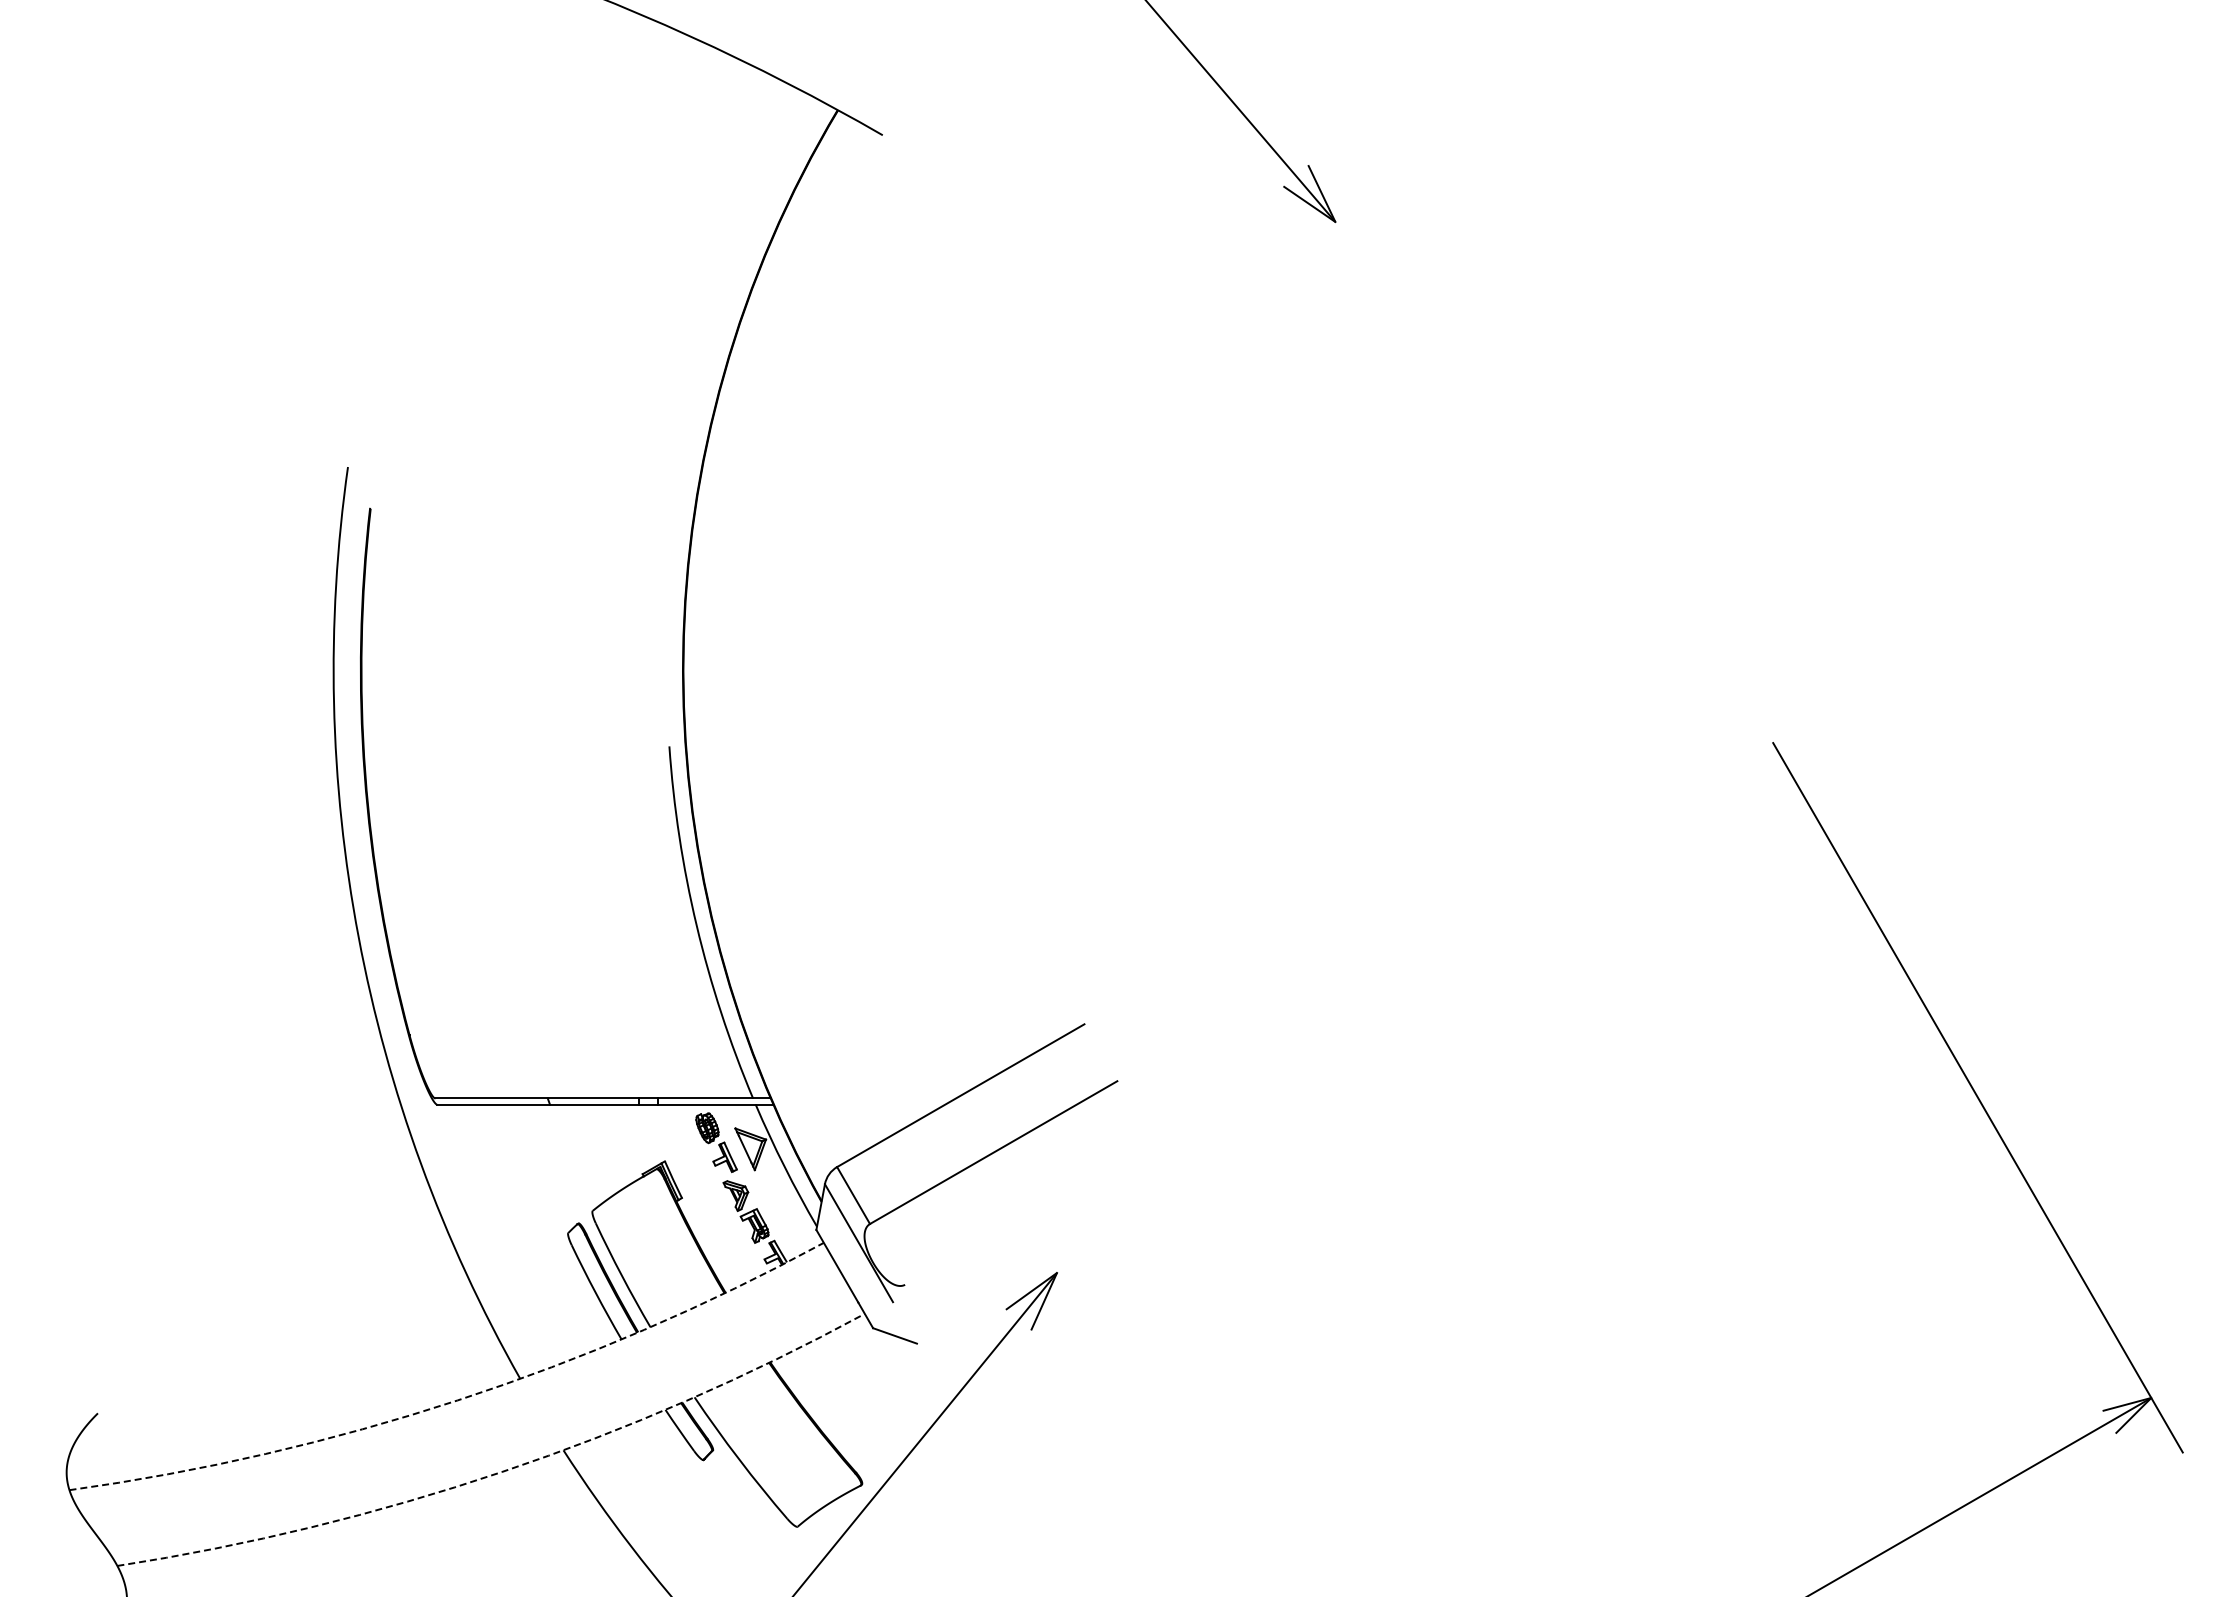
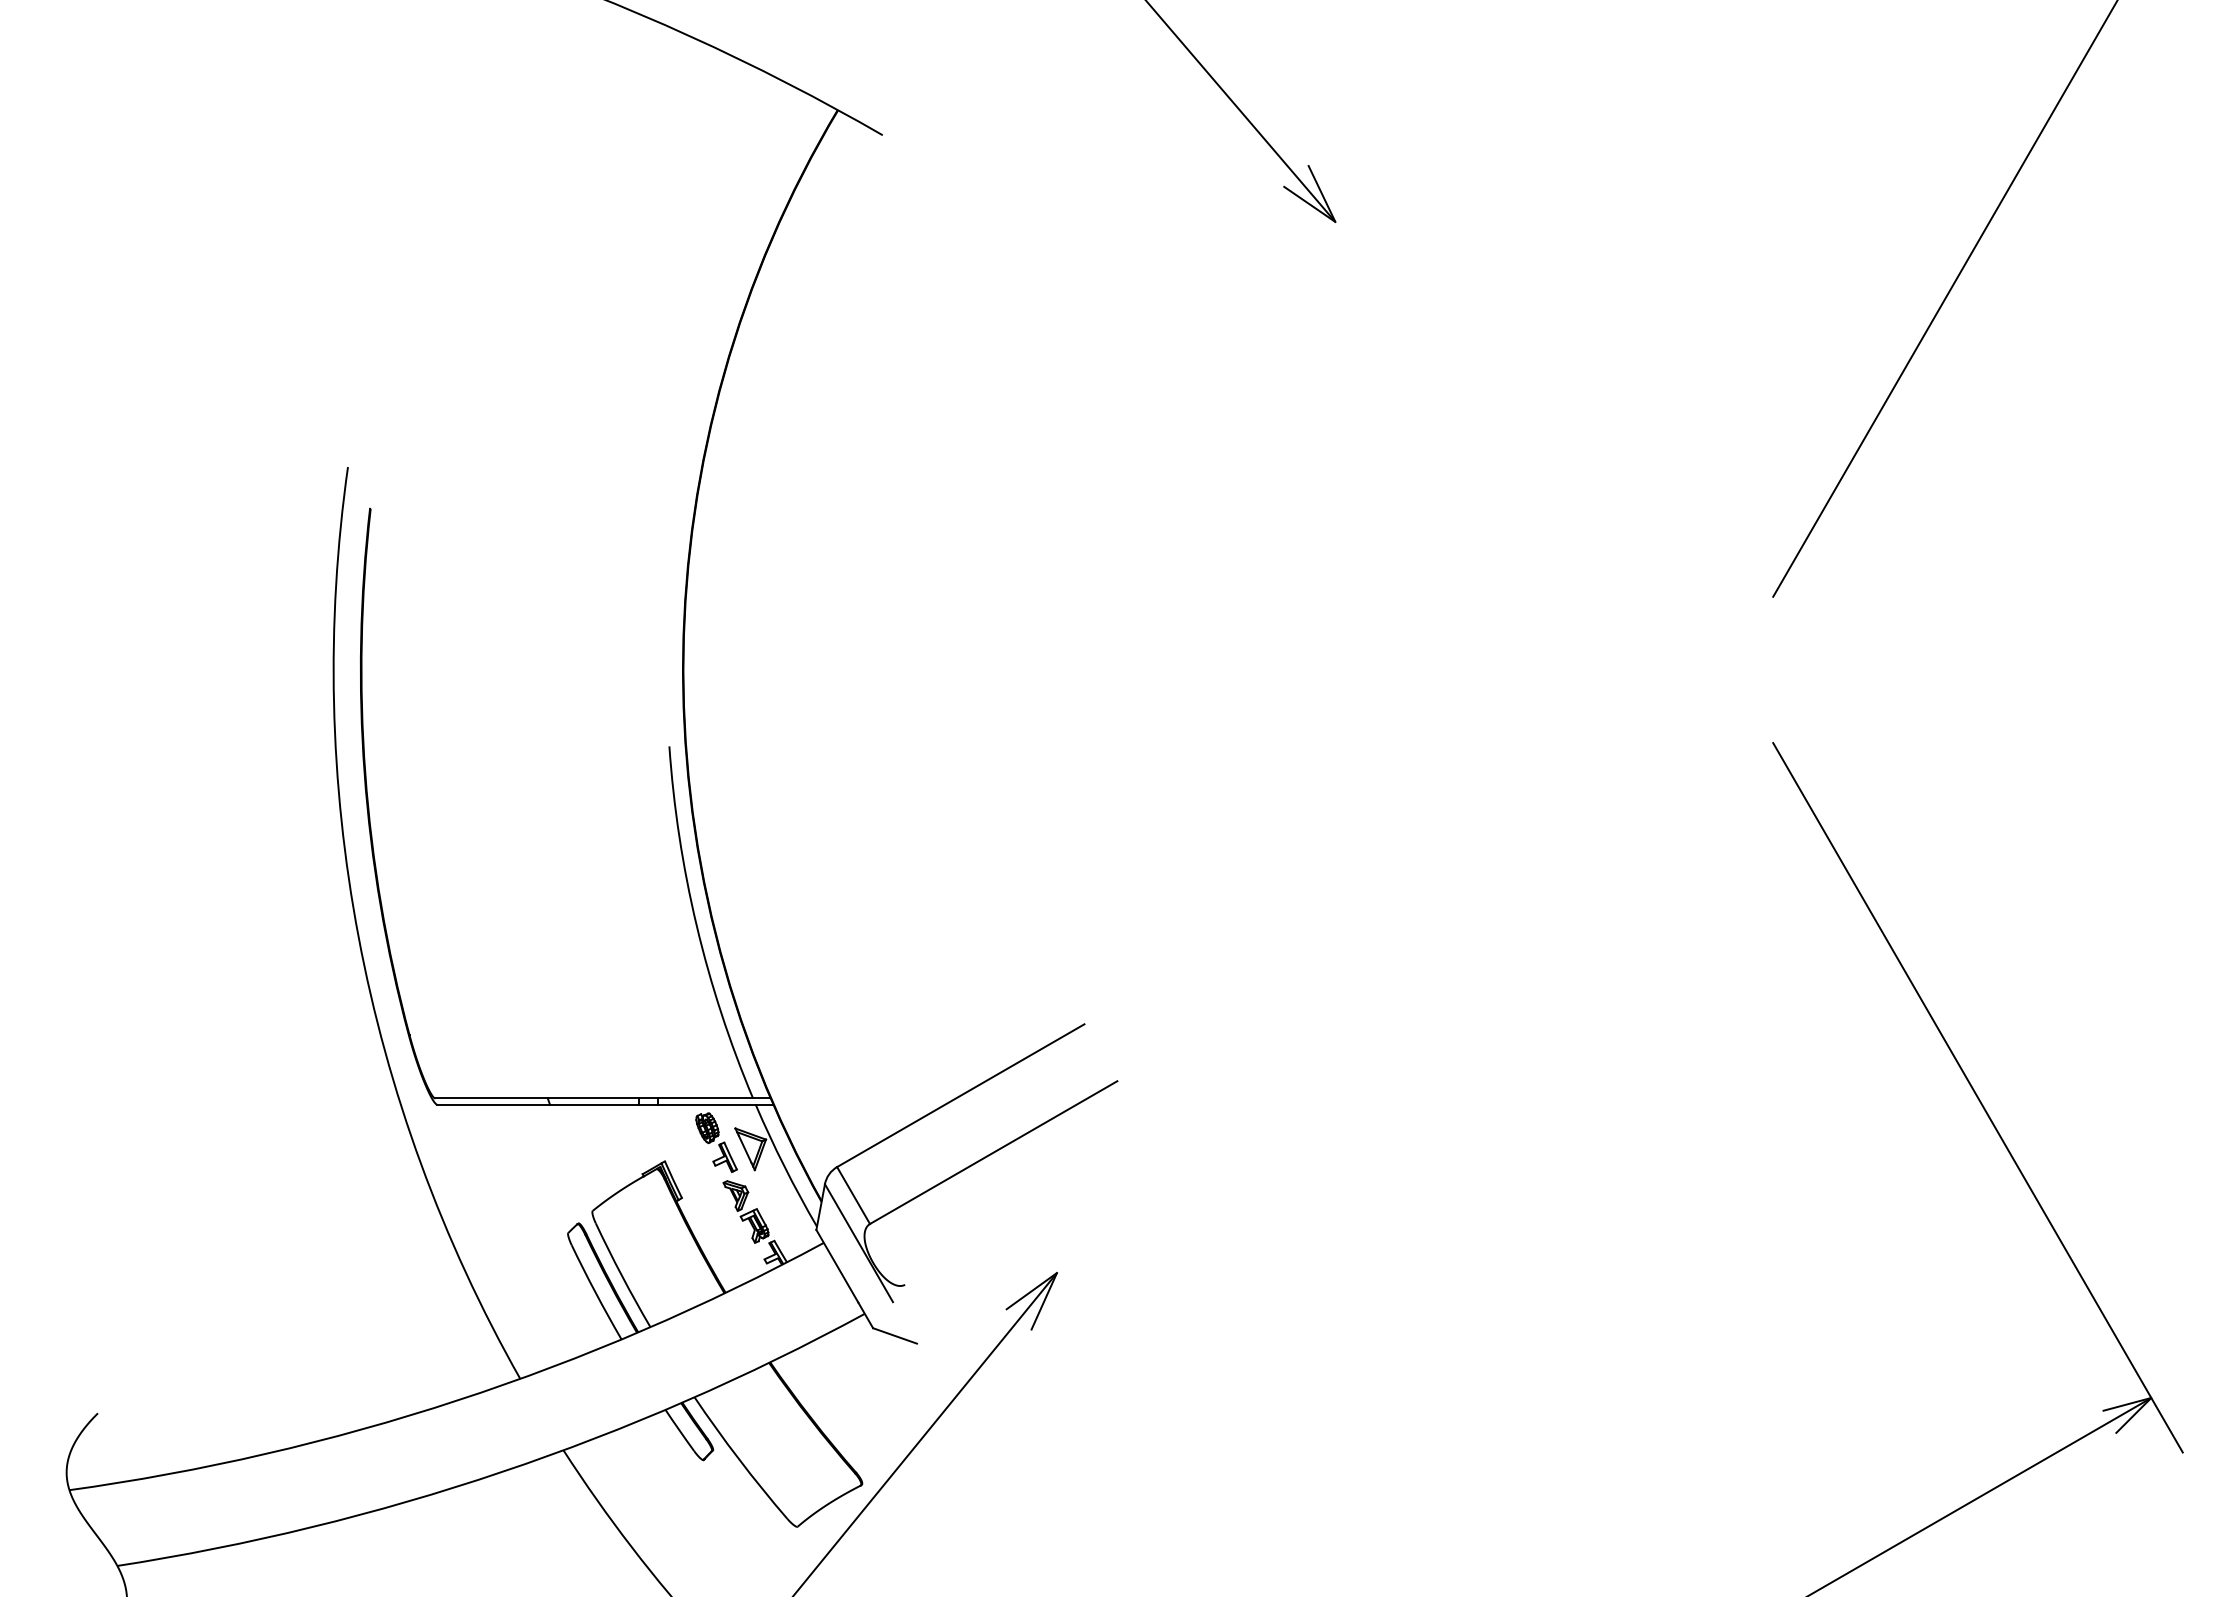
line: none -> present (1944, 299)
arc: dashed -> solid (457, 1400)
arc: dashed -> solid (501, 1472)
